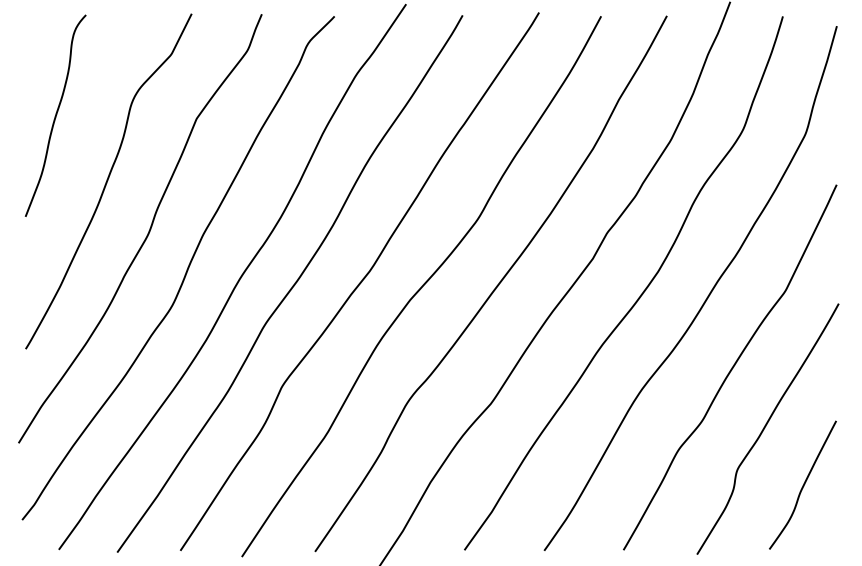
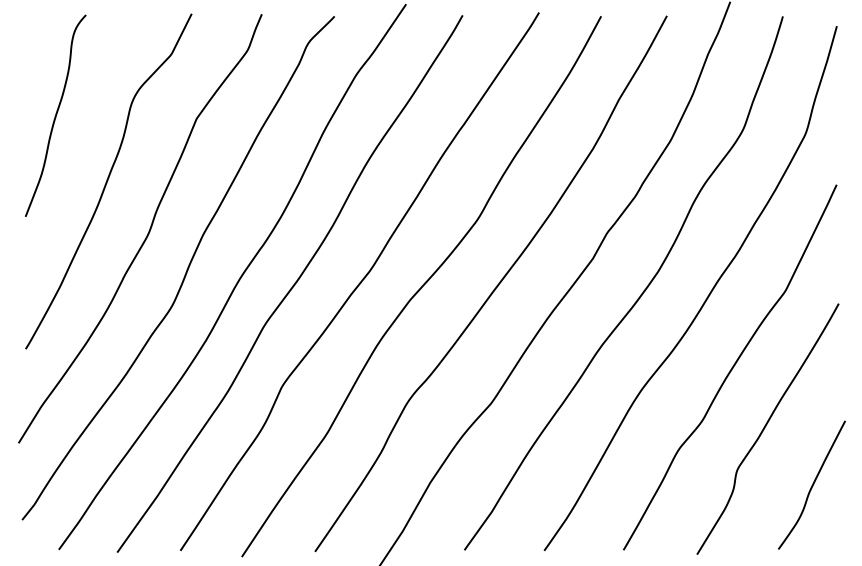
curve position: (803, 484) -> (812, 484) (812, 484)
